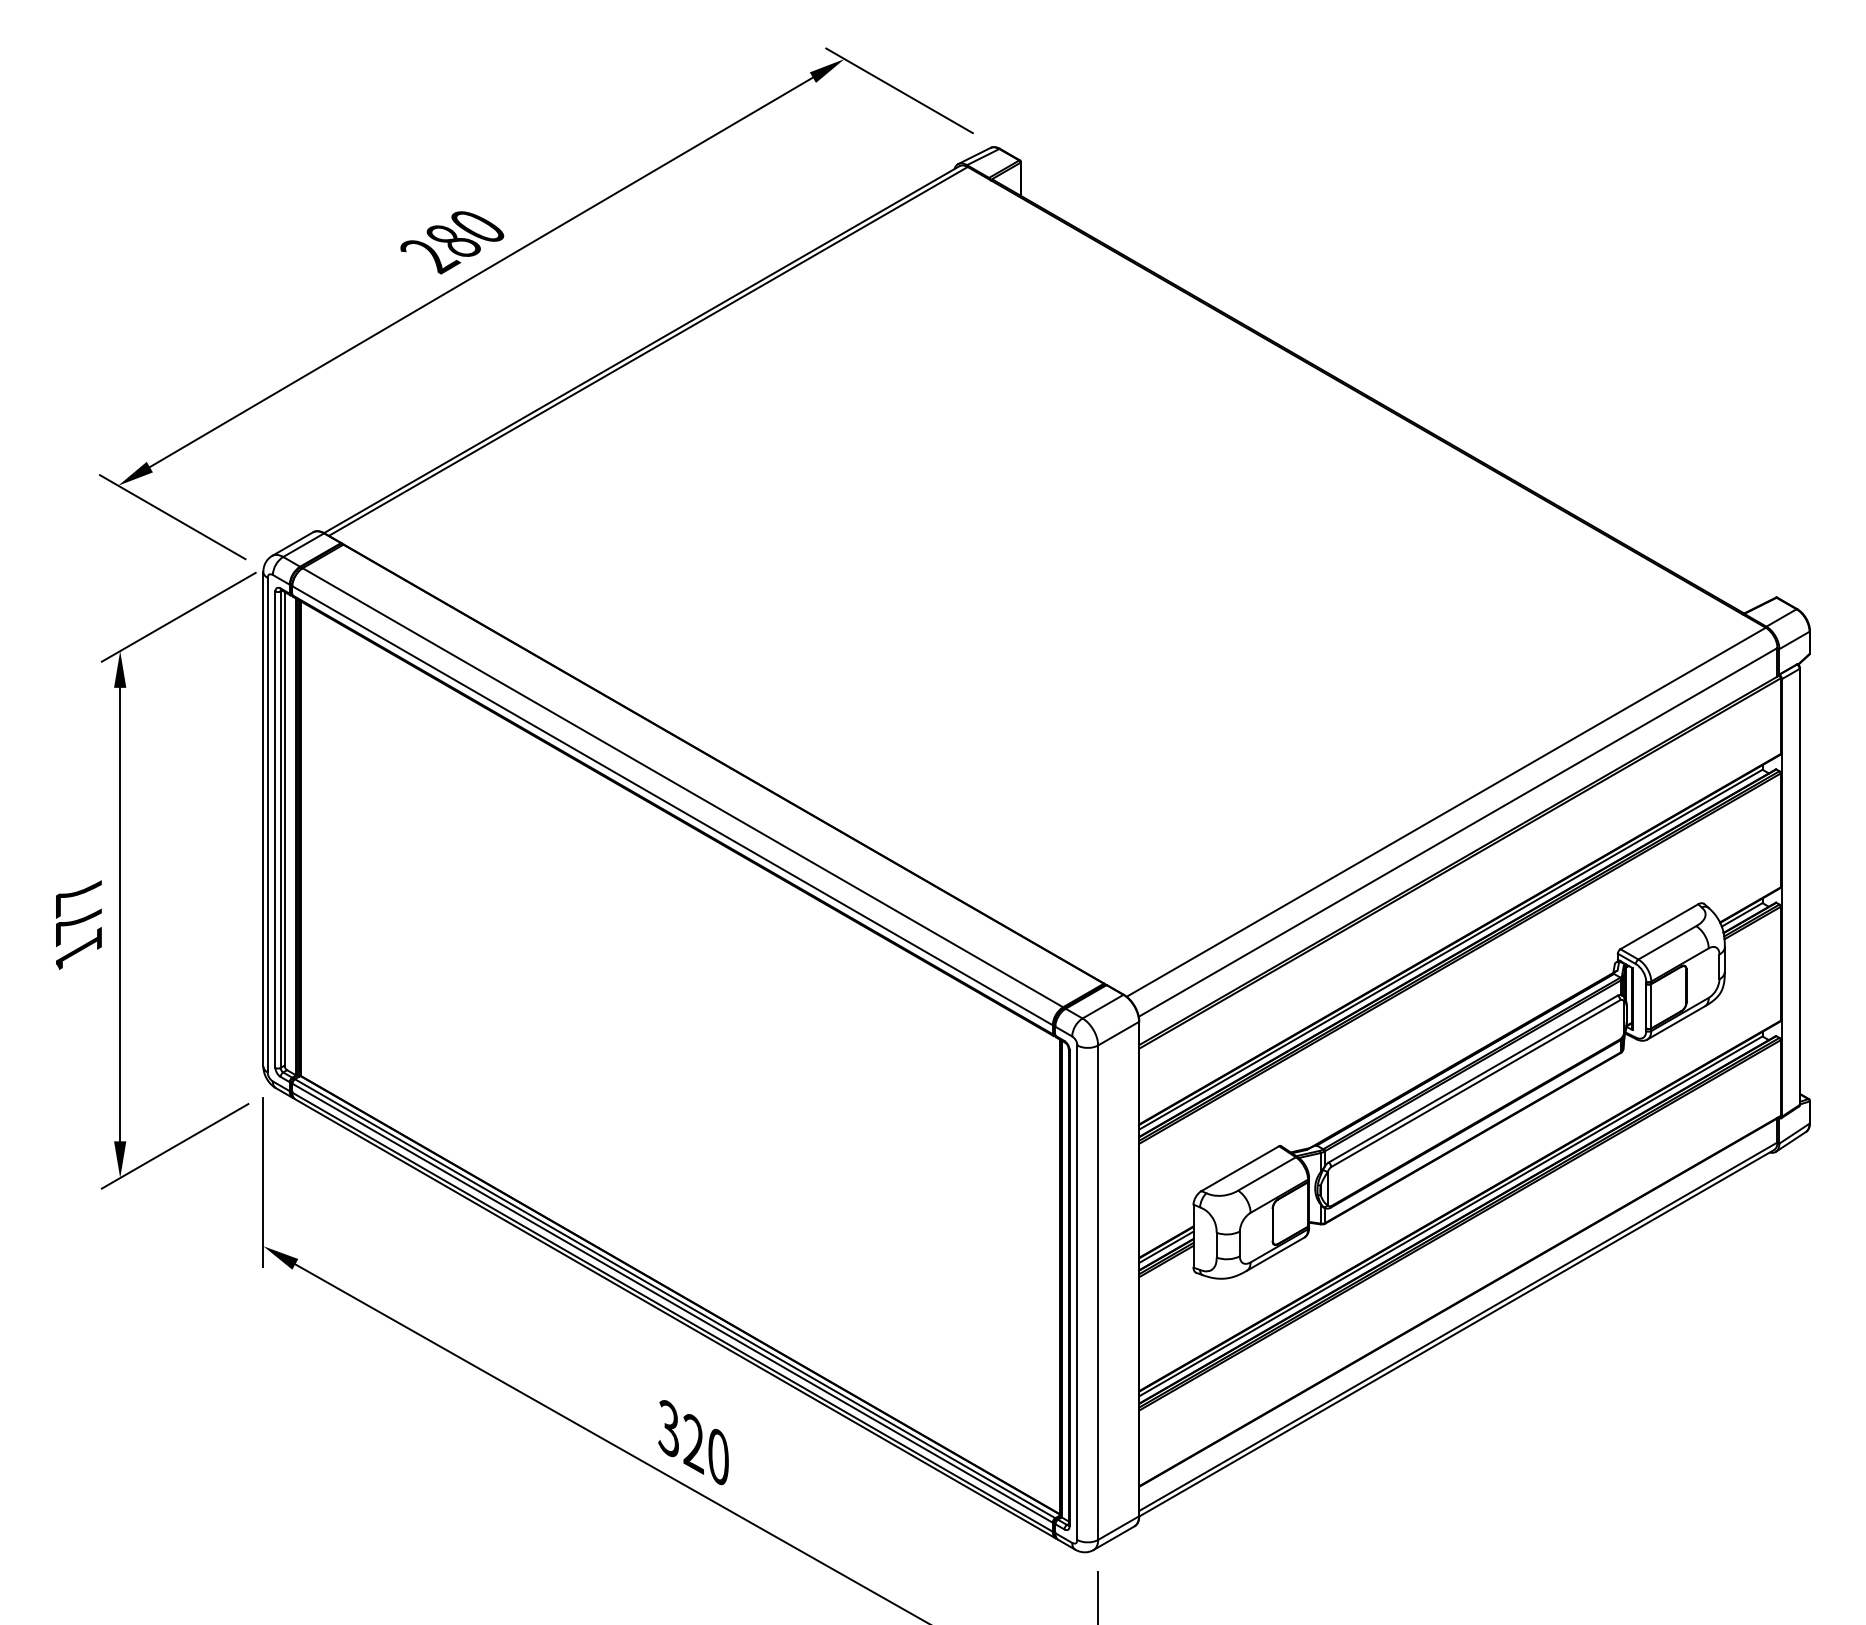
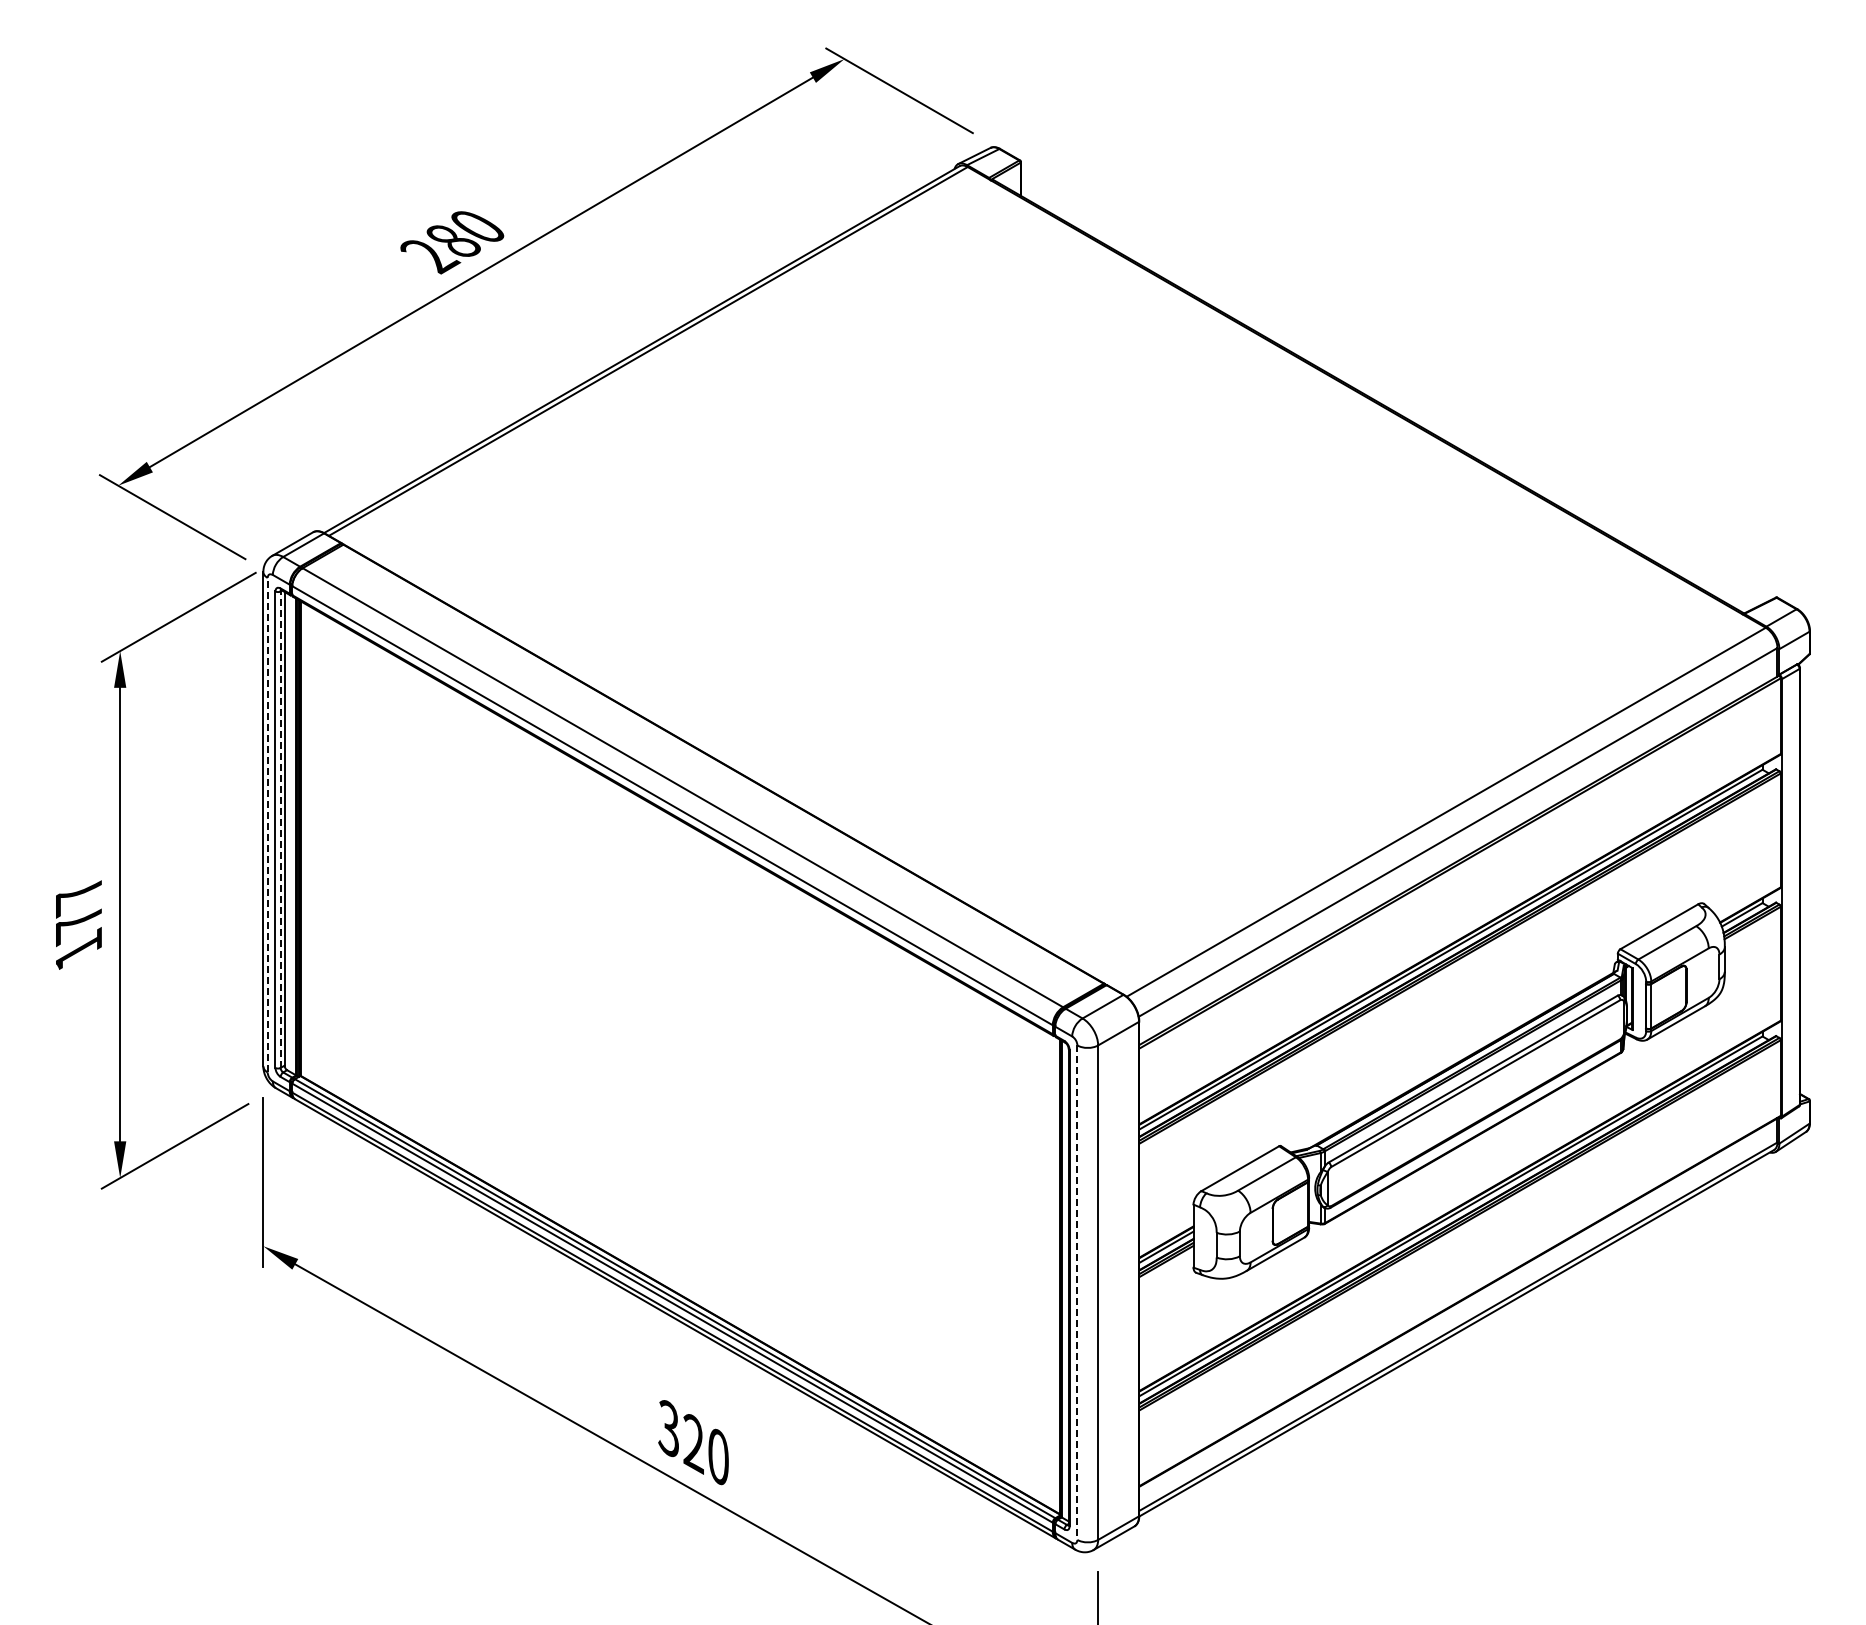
line: solid -> dashed (267, 824)
line: solid -> dashed (280, 829)
line: solid -> dashed (1077, 1293)
